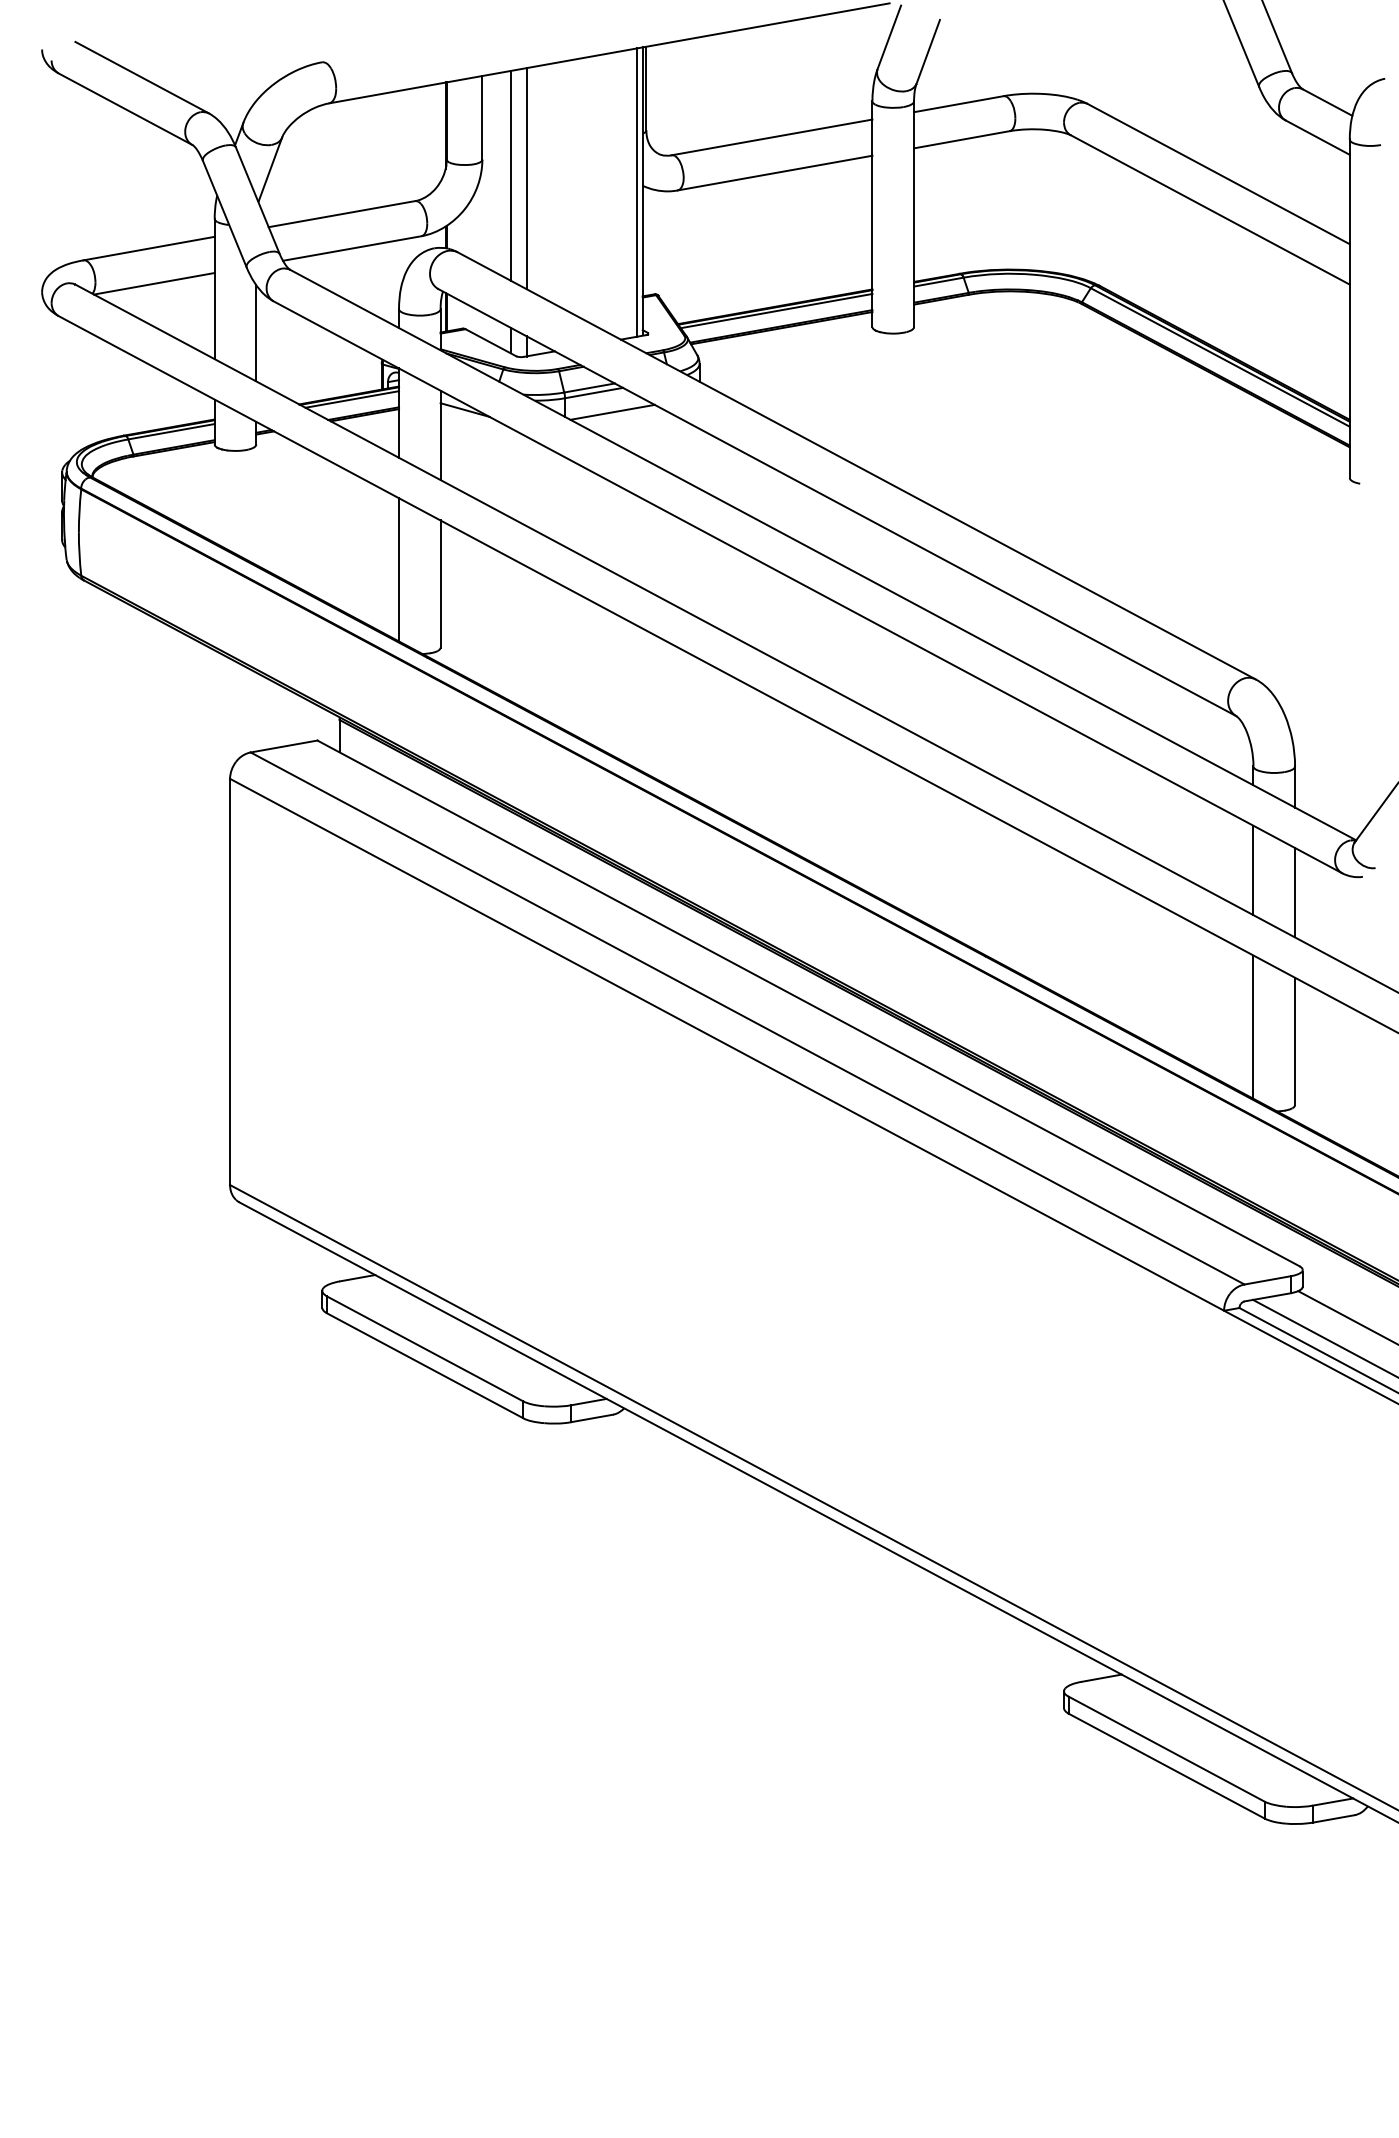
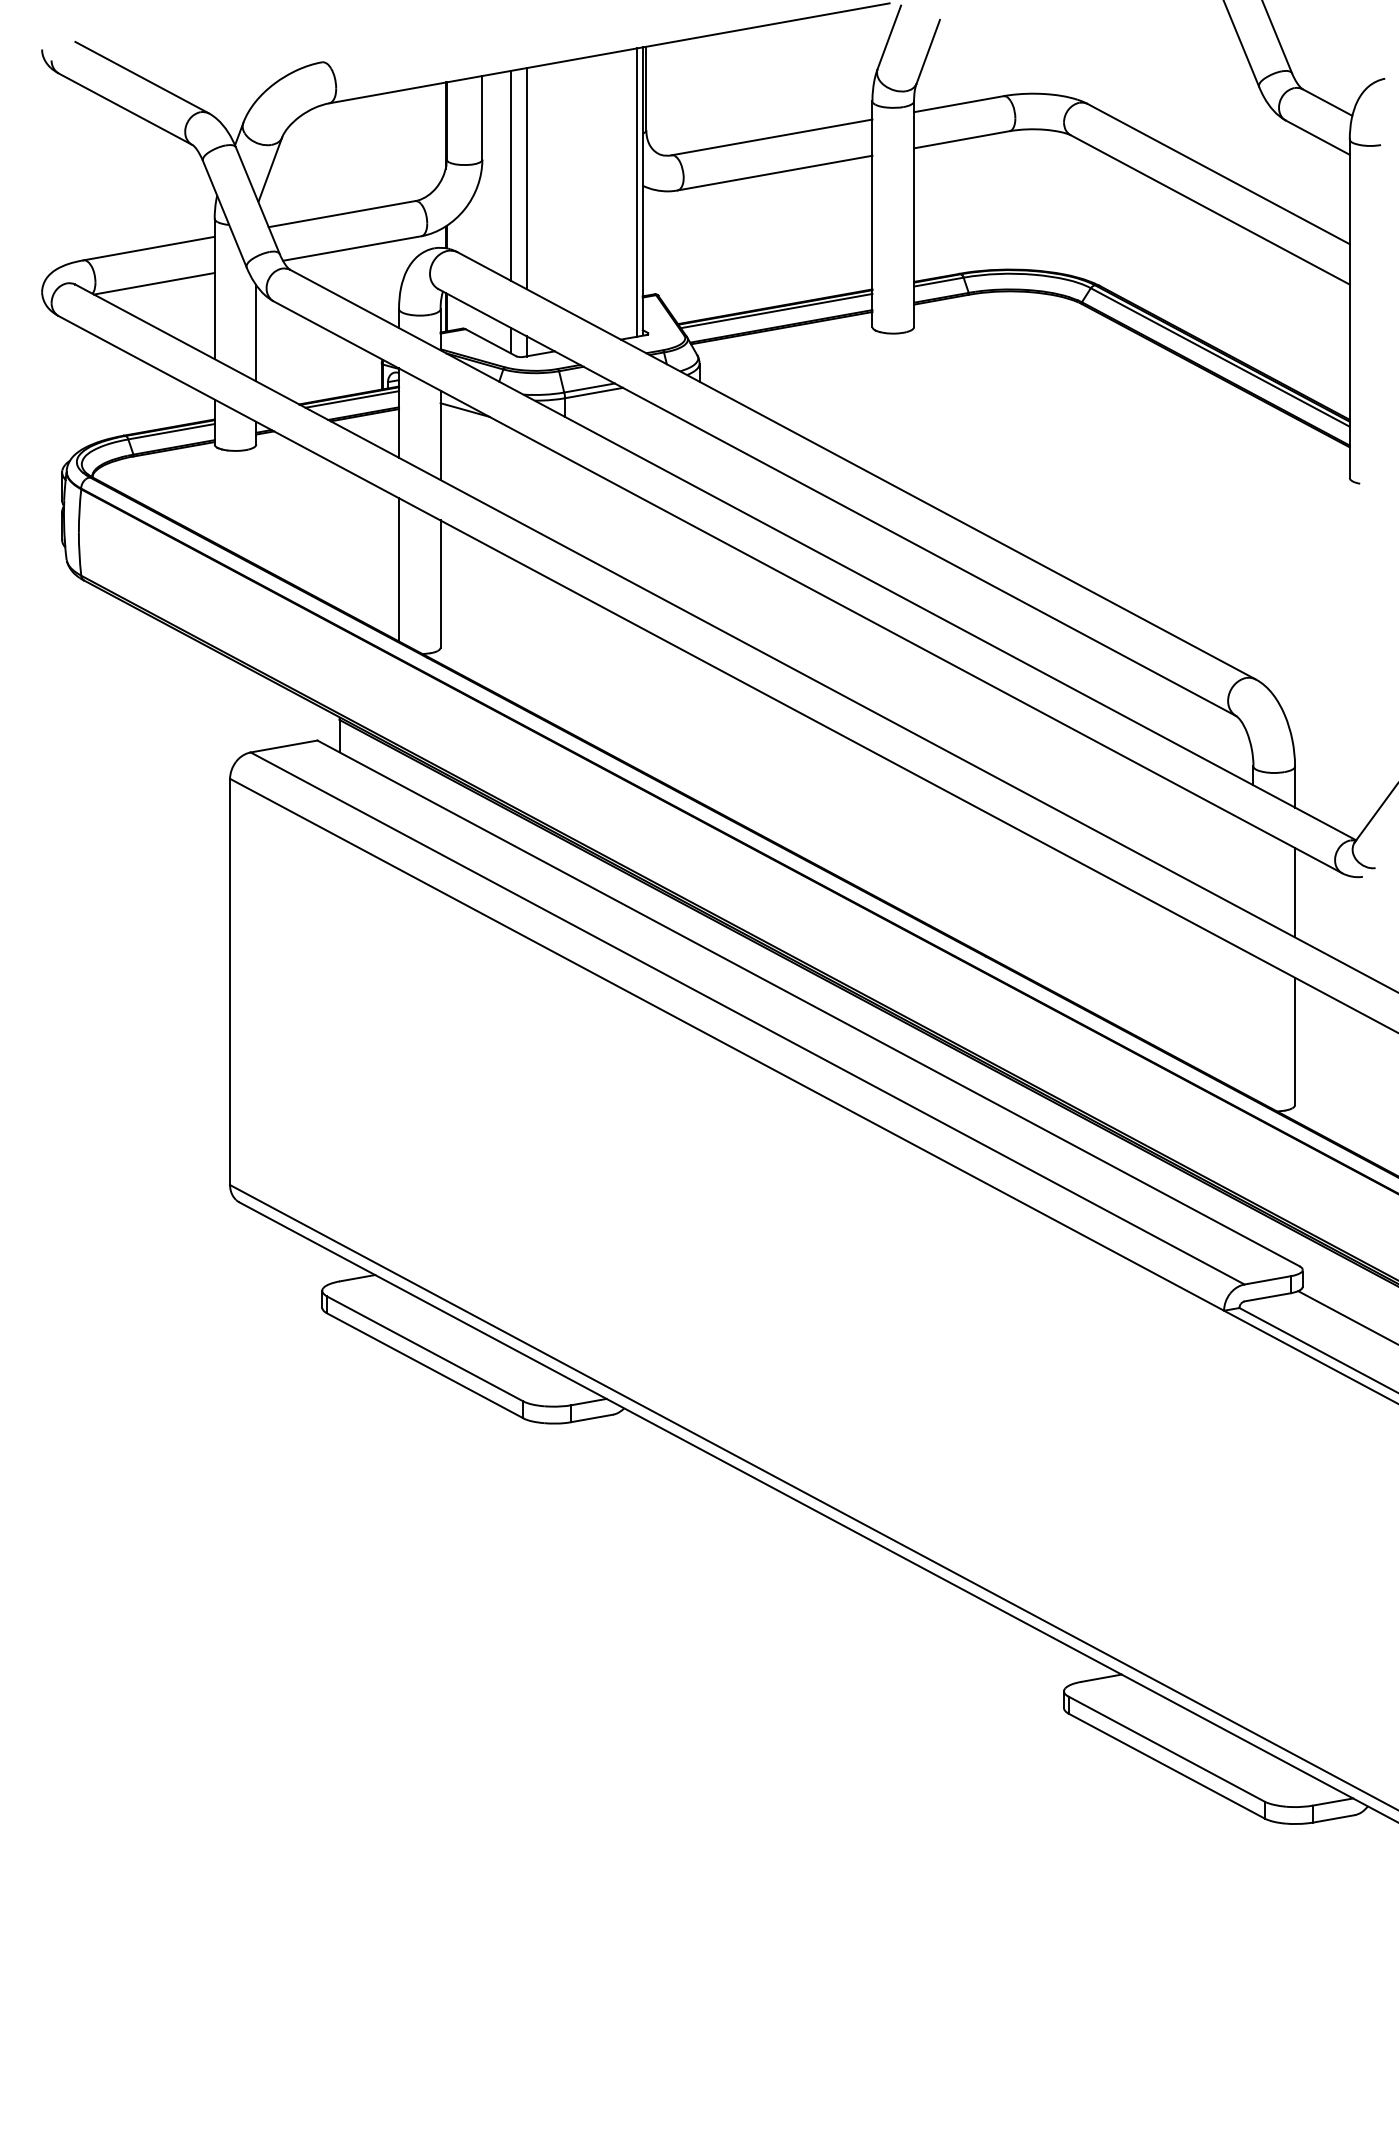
line: present -> none (612, 411)
line: present -> none (1253, 870)
line: present -> none (1253, 1026)
line: present -> none (1324, 1337)
